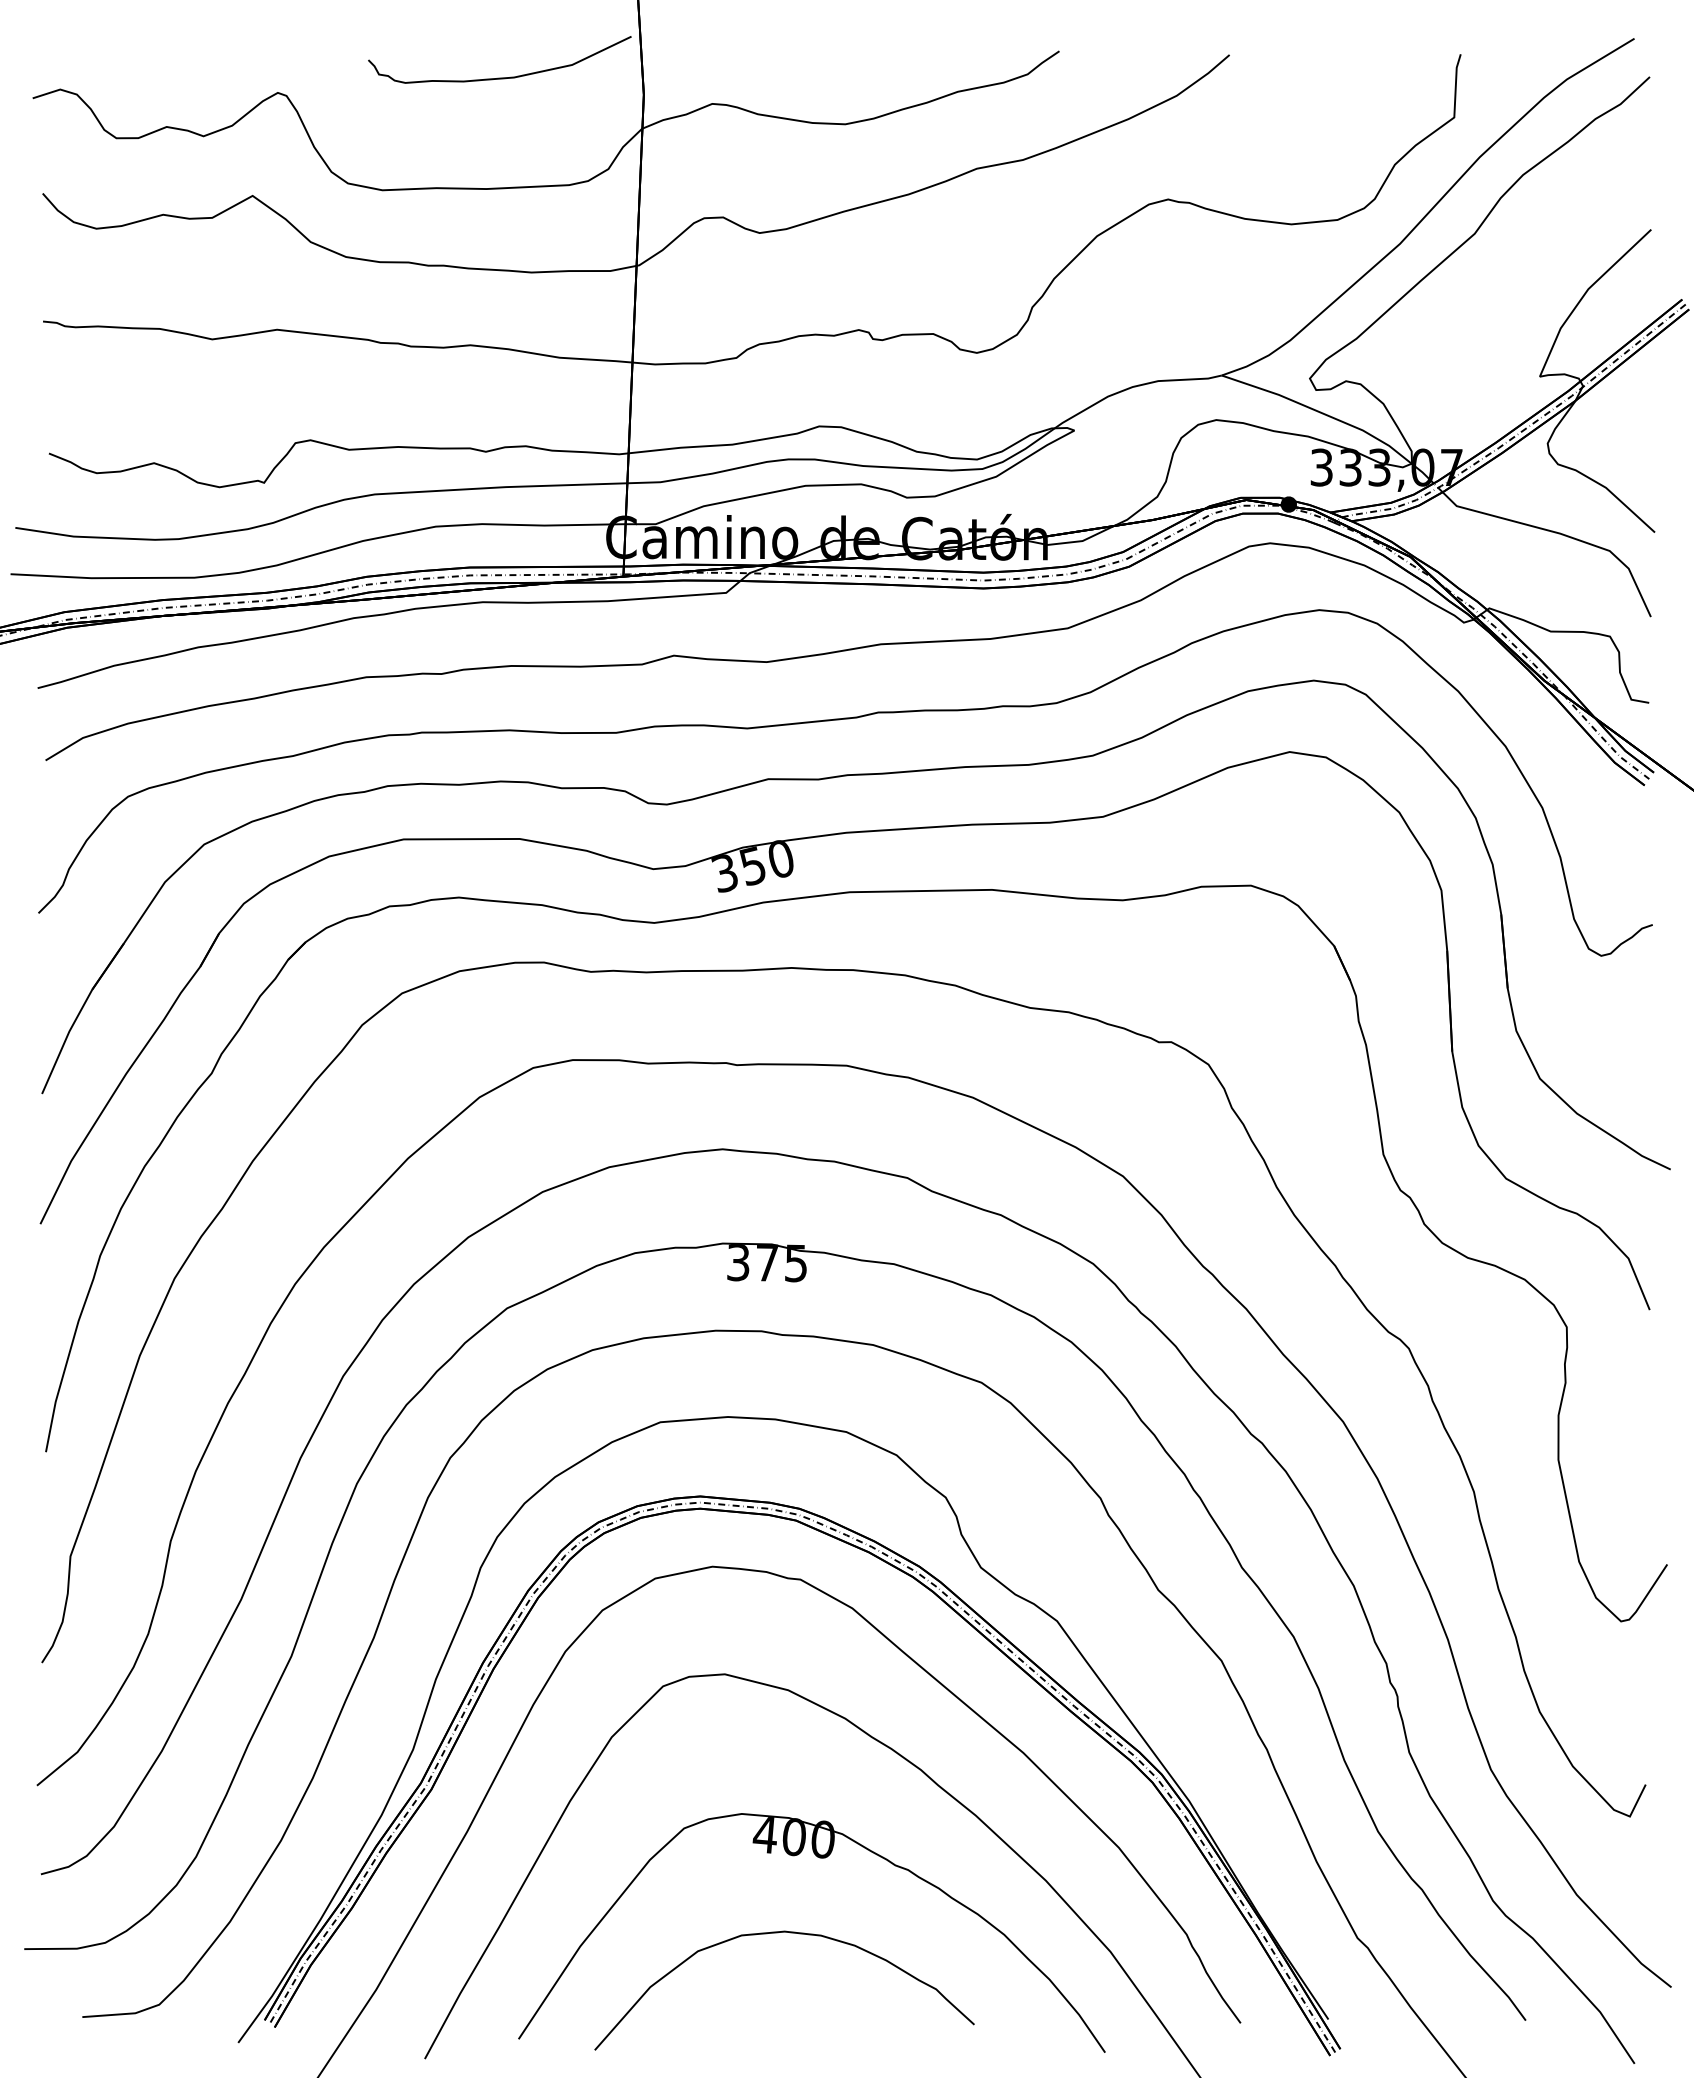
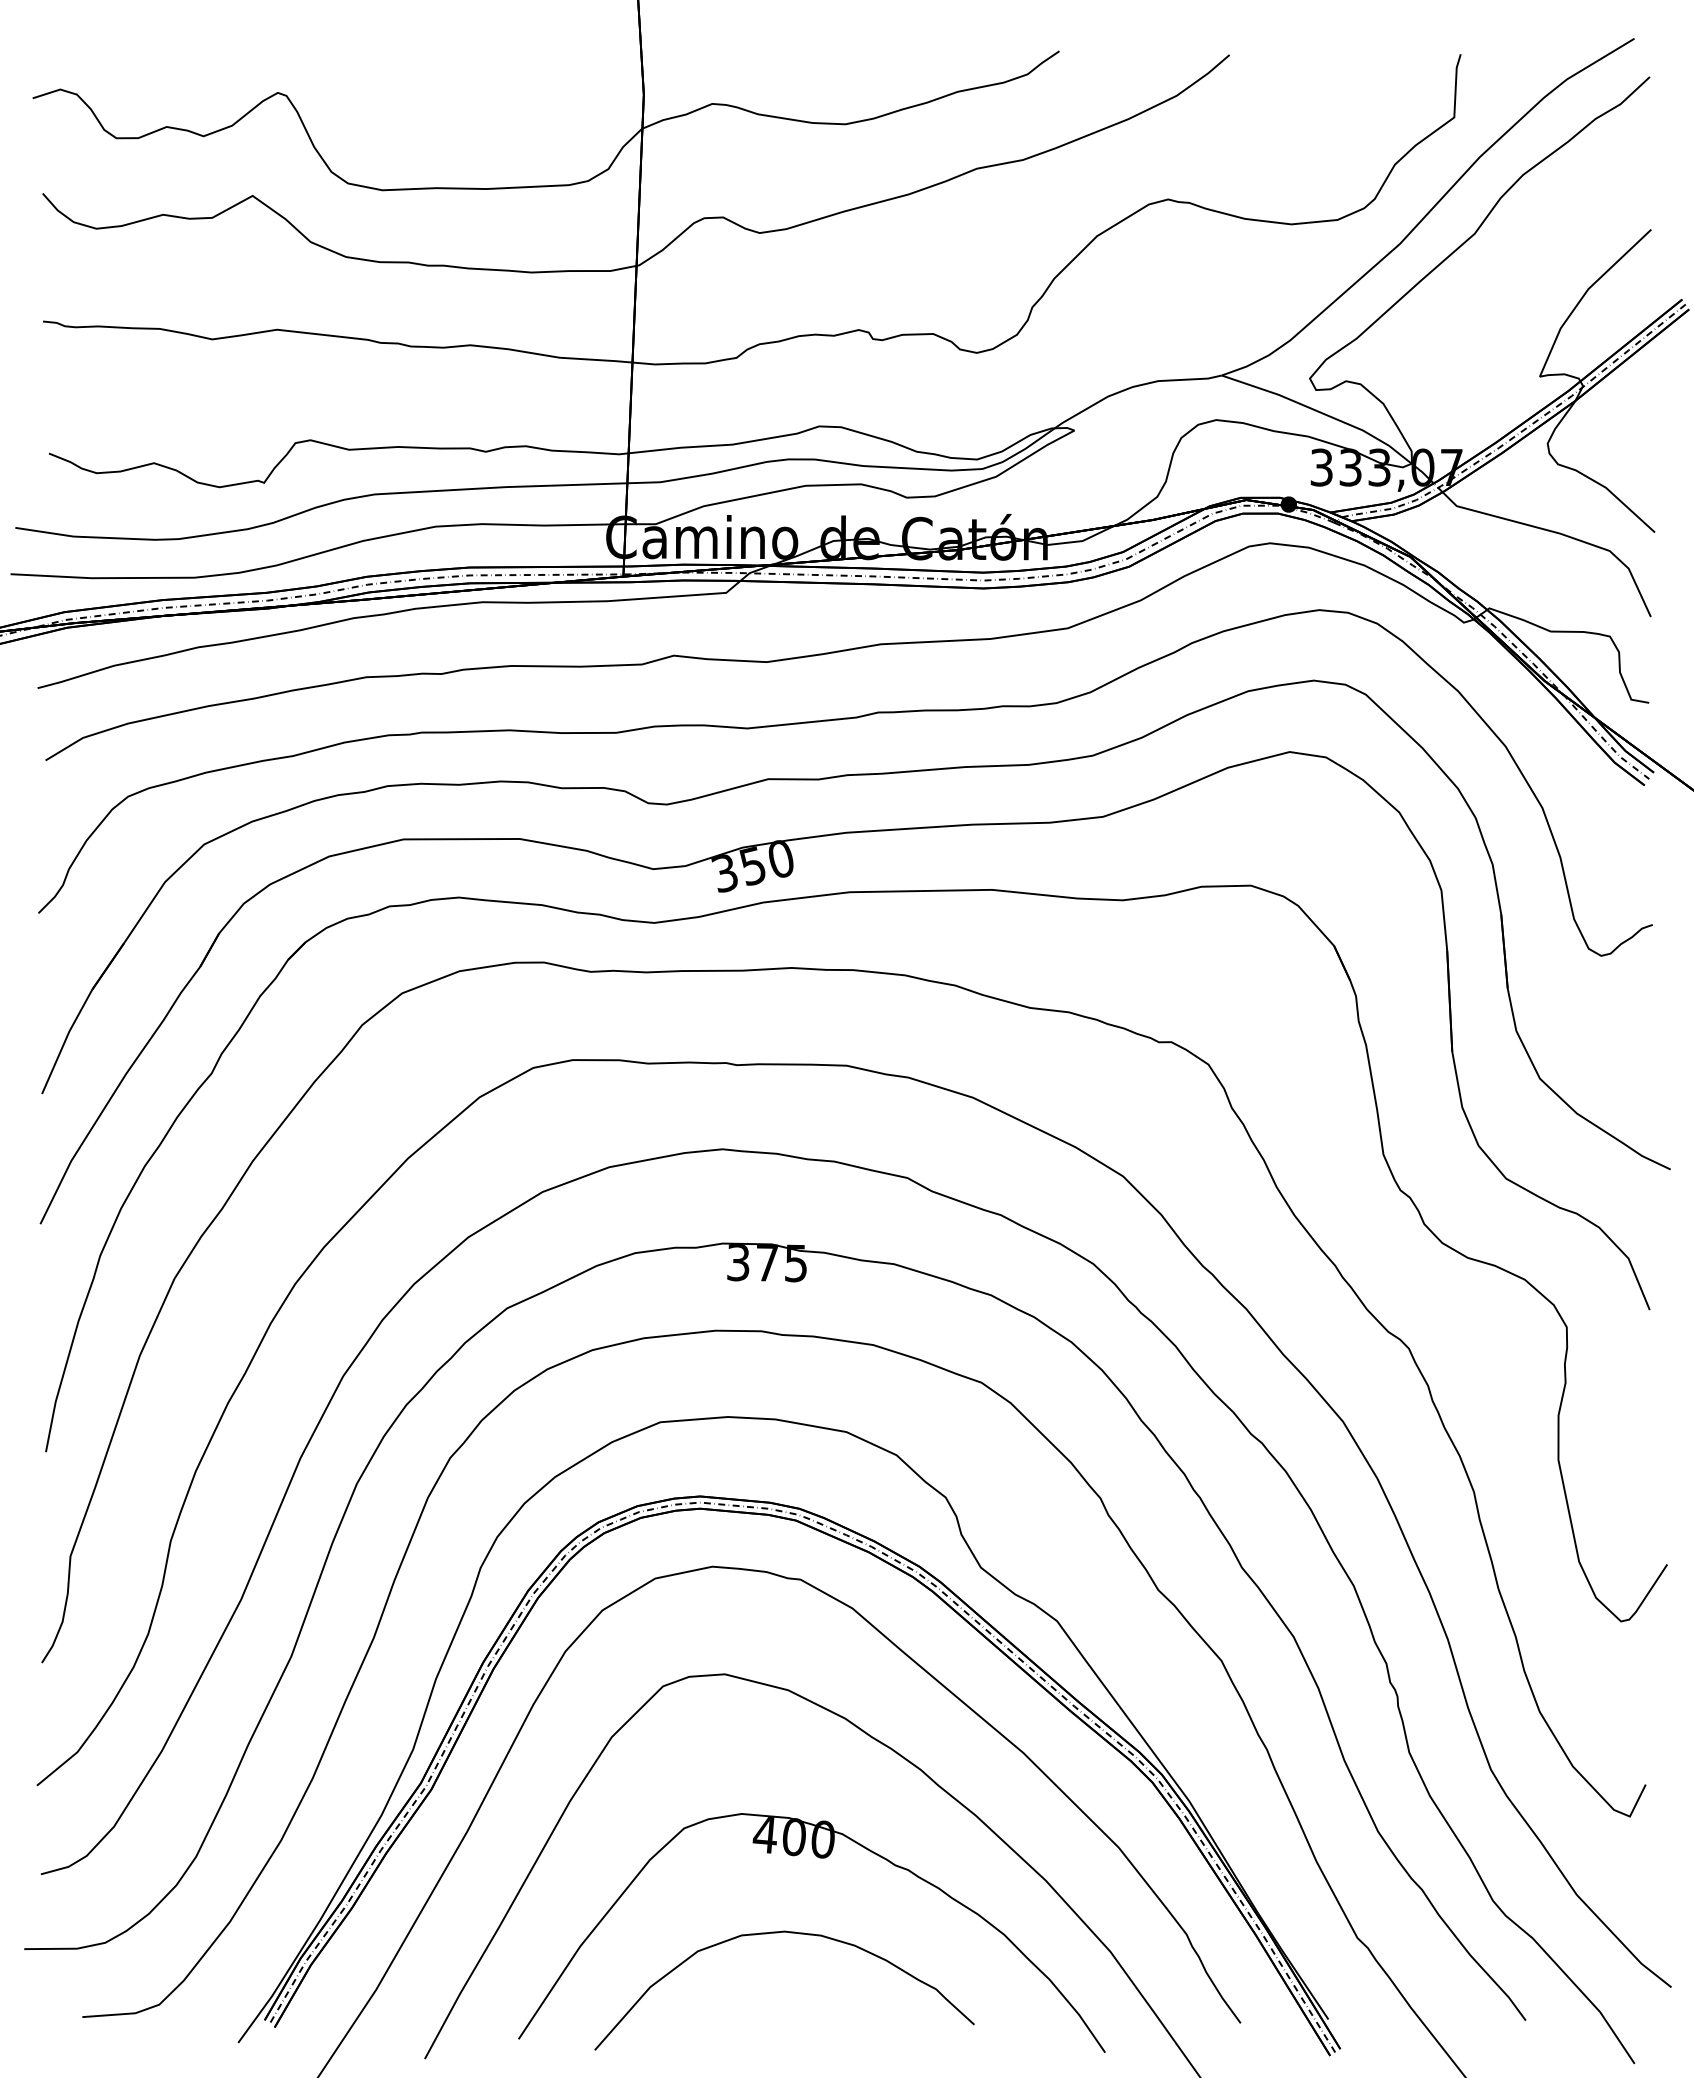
curve: present -> none (499, 77)
